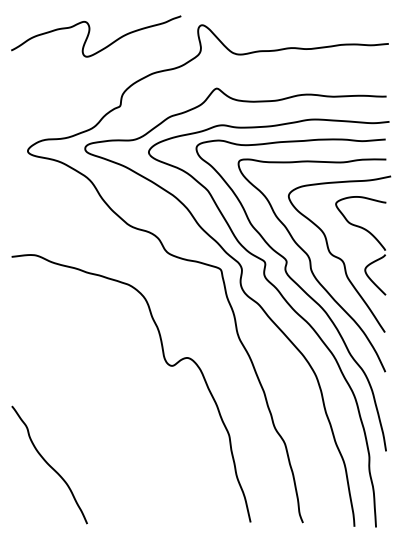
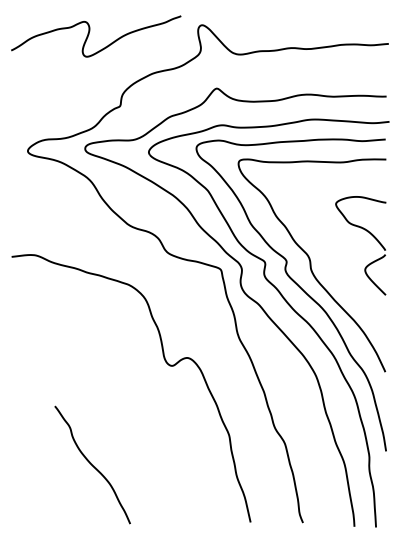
curve: present -> none (337, 256)
curve position: (49, 464) -> (92, 464) (92, 464)
